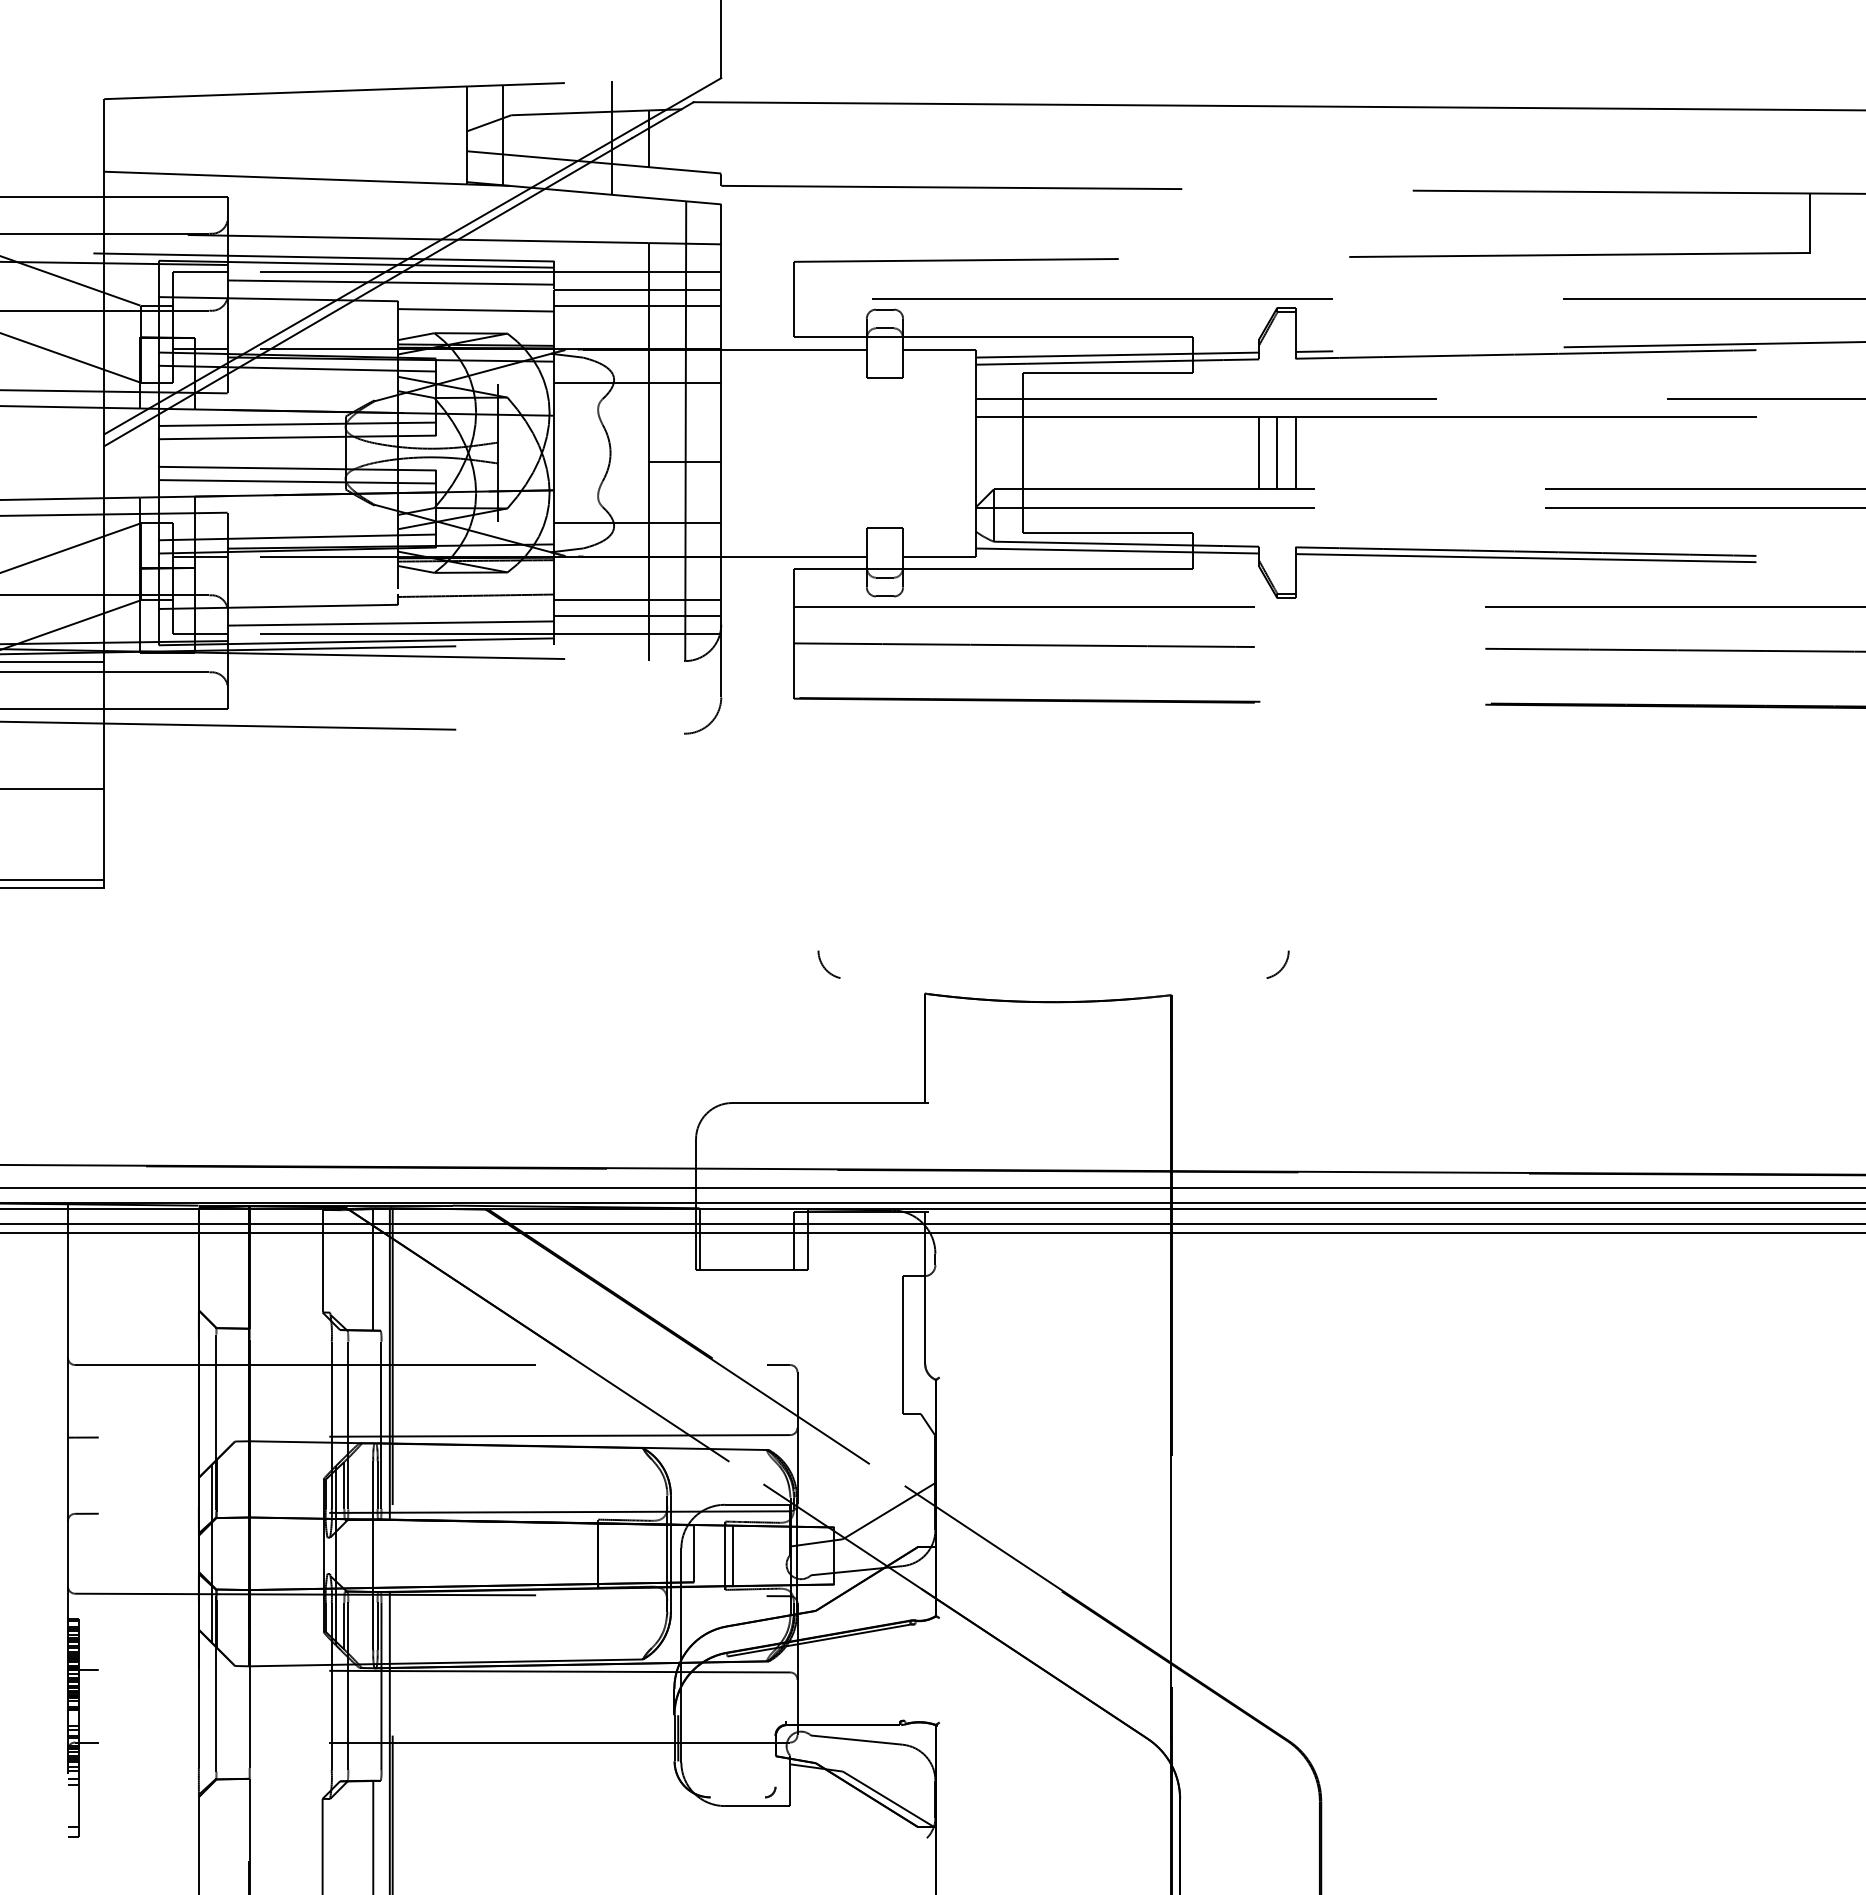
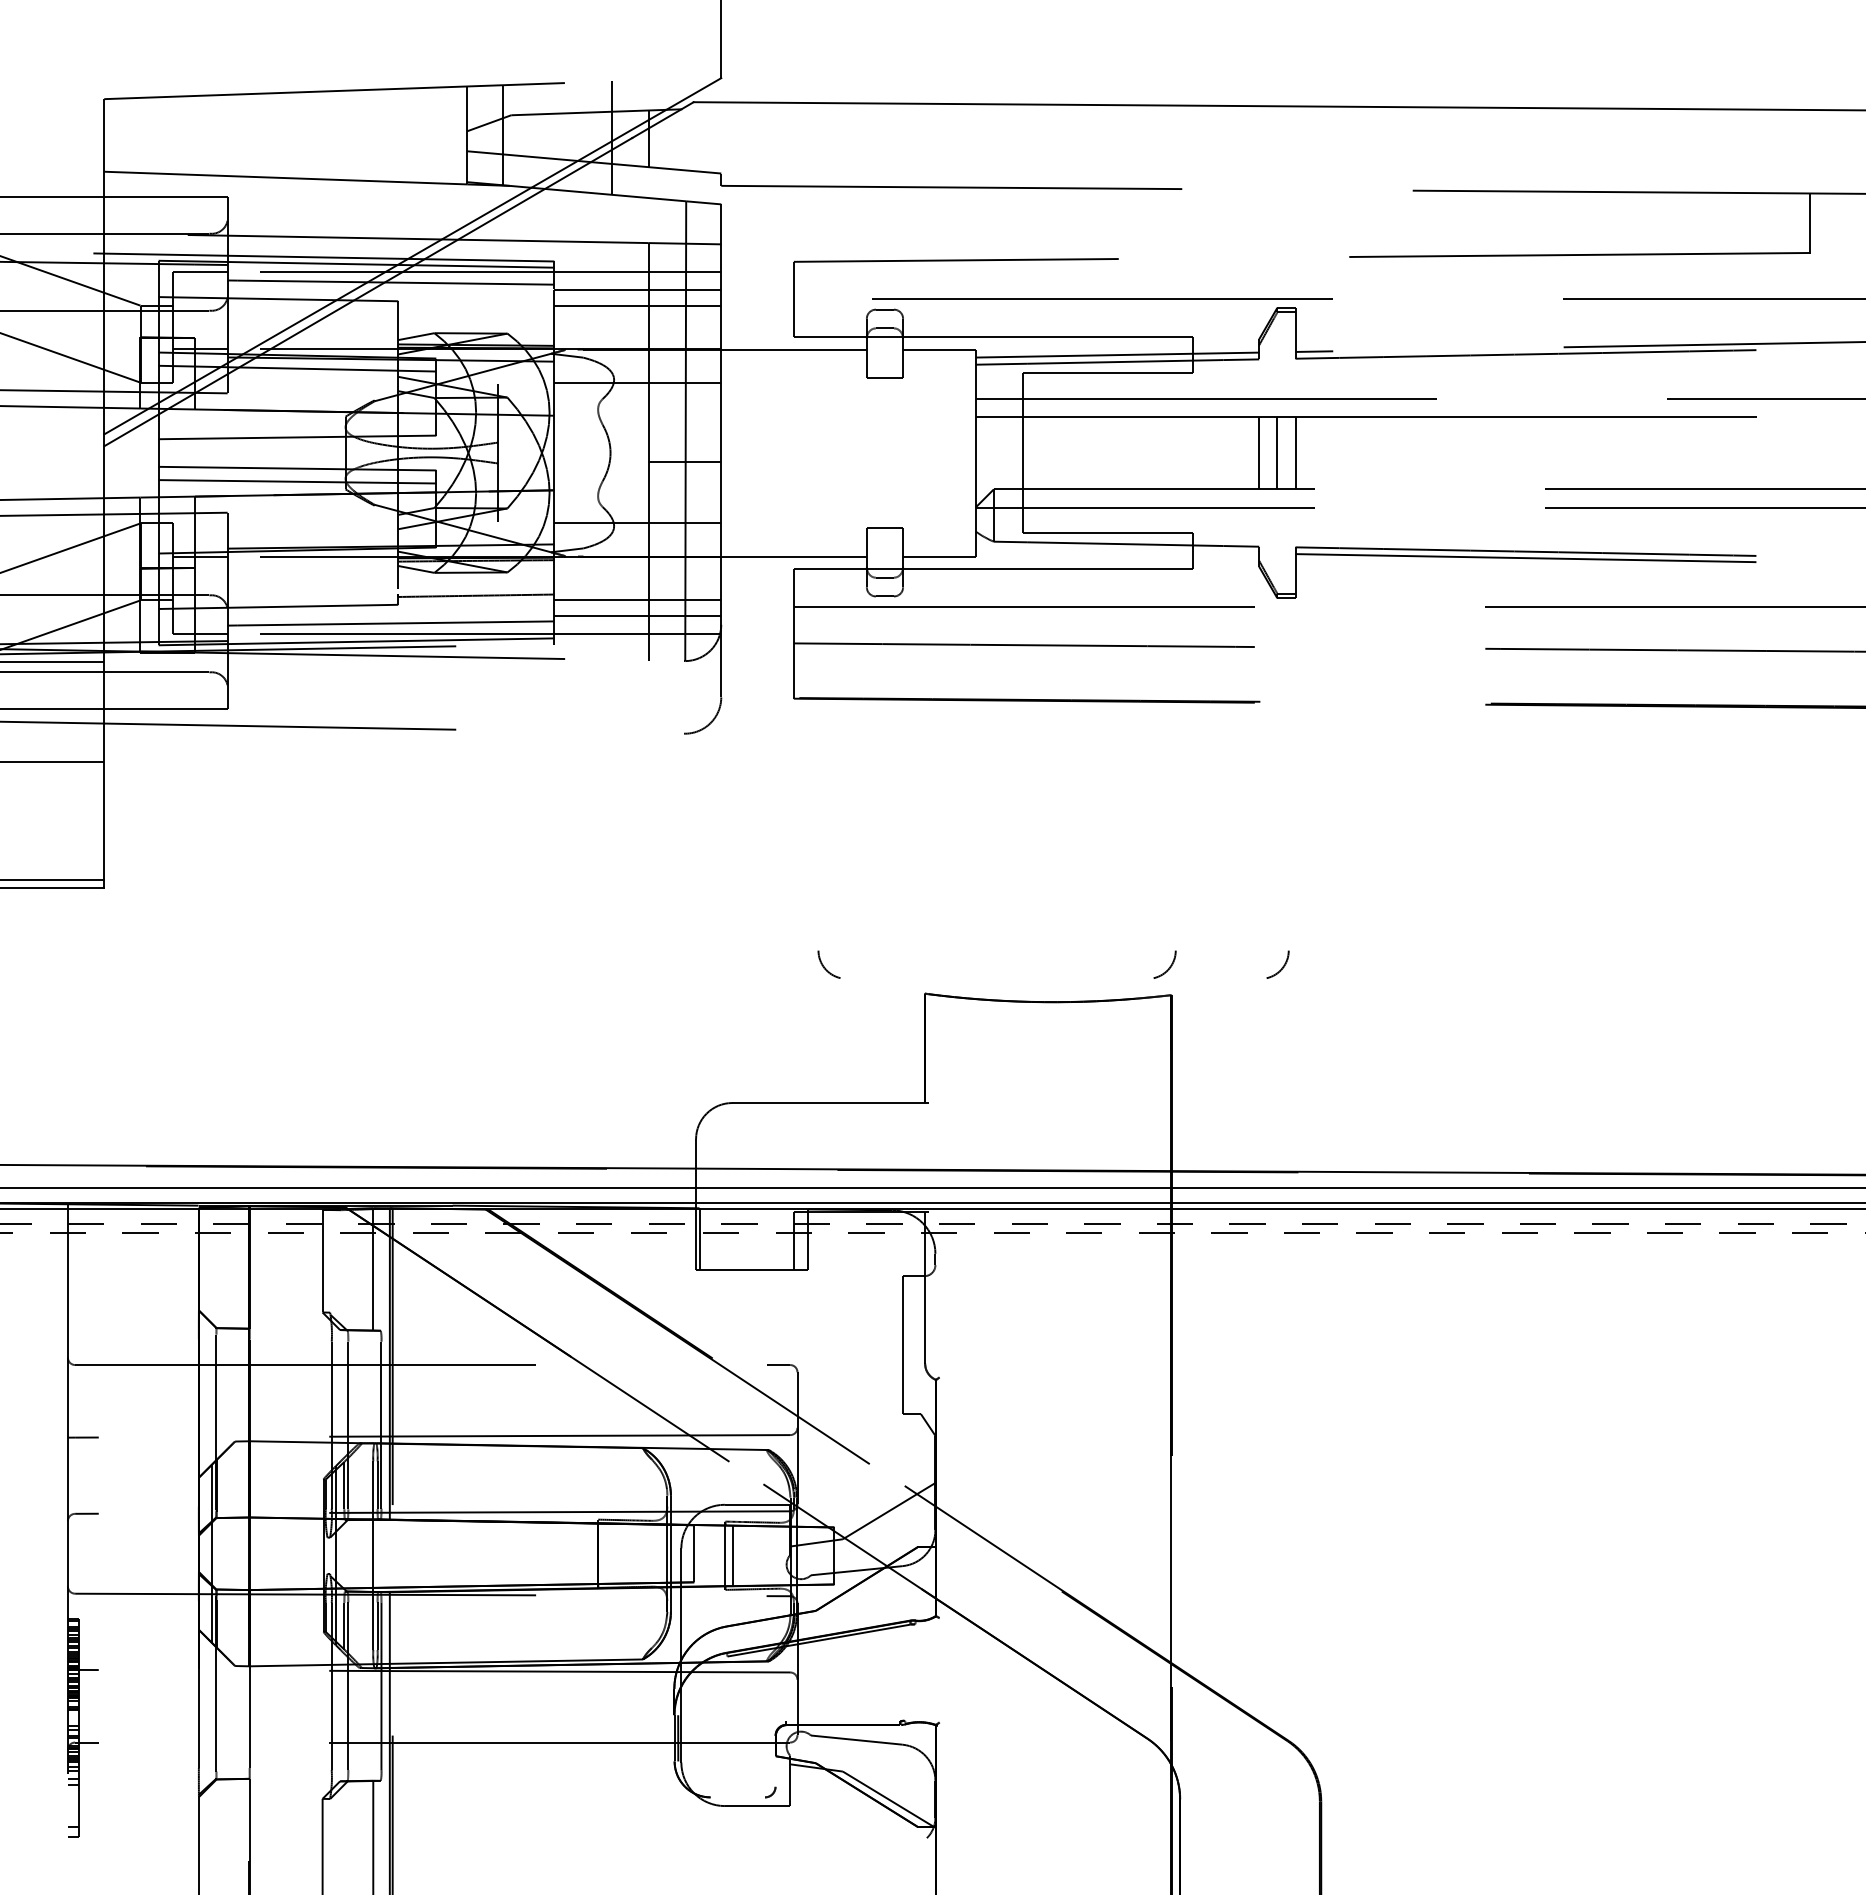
line: present -> none (476, 310)
line: present -> none (297, 423)
line: present -> none (297, 537)
line: present -> none (1117, 550)
line position: (53, 788) -> (53, 761) (53, 761)
arc: none -> present (1169, 966)
line: solid -> dashed (933, 1224)
line: solid -> dashed (932, 1233)
